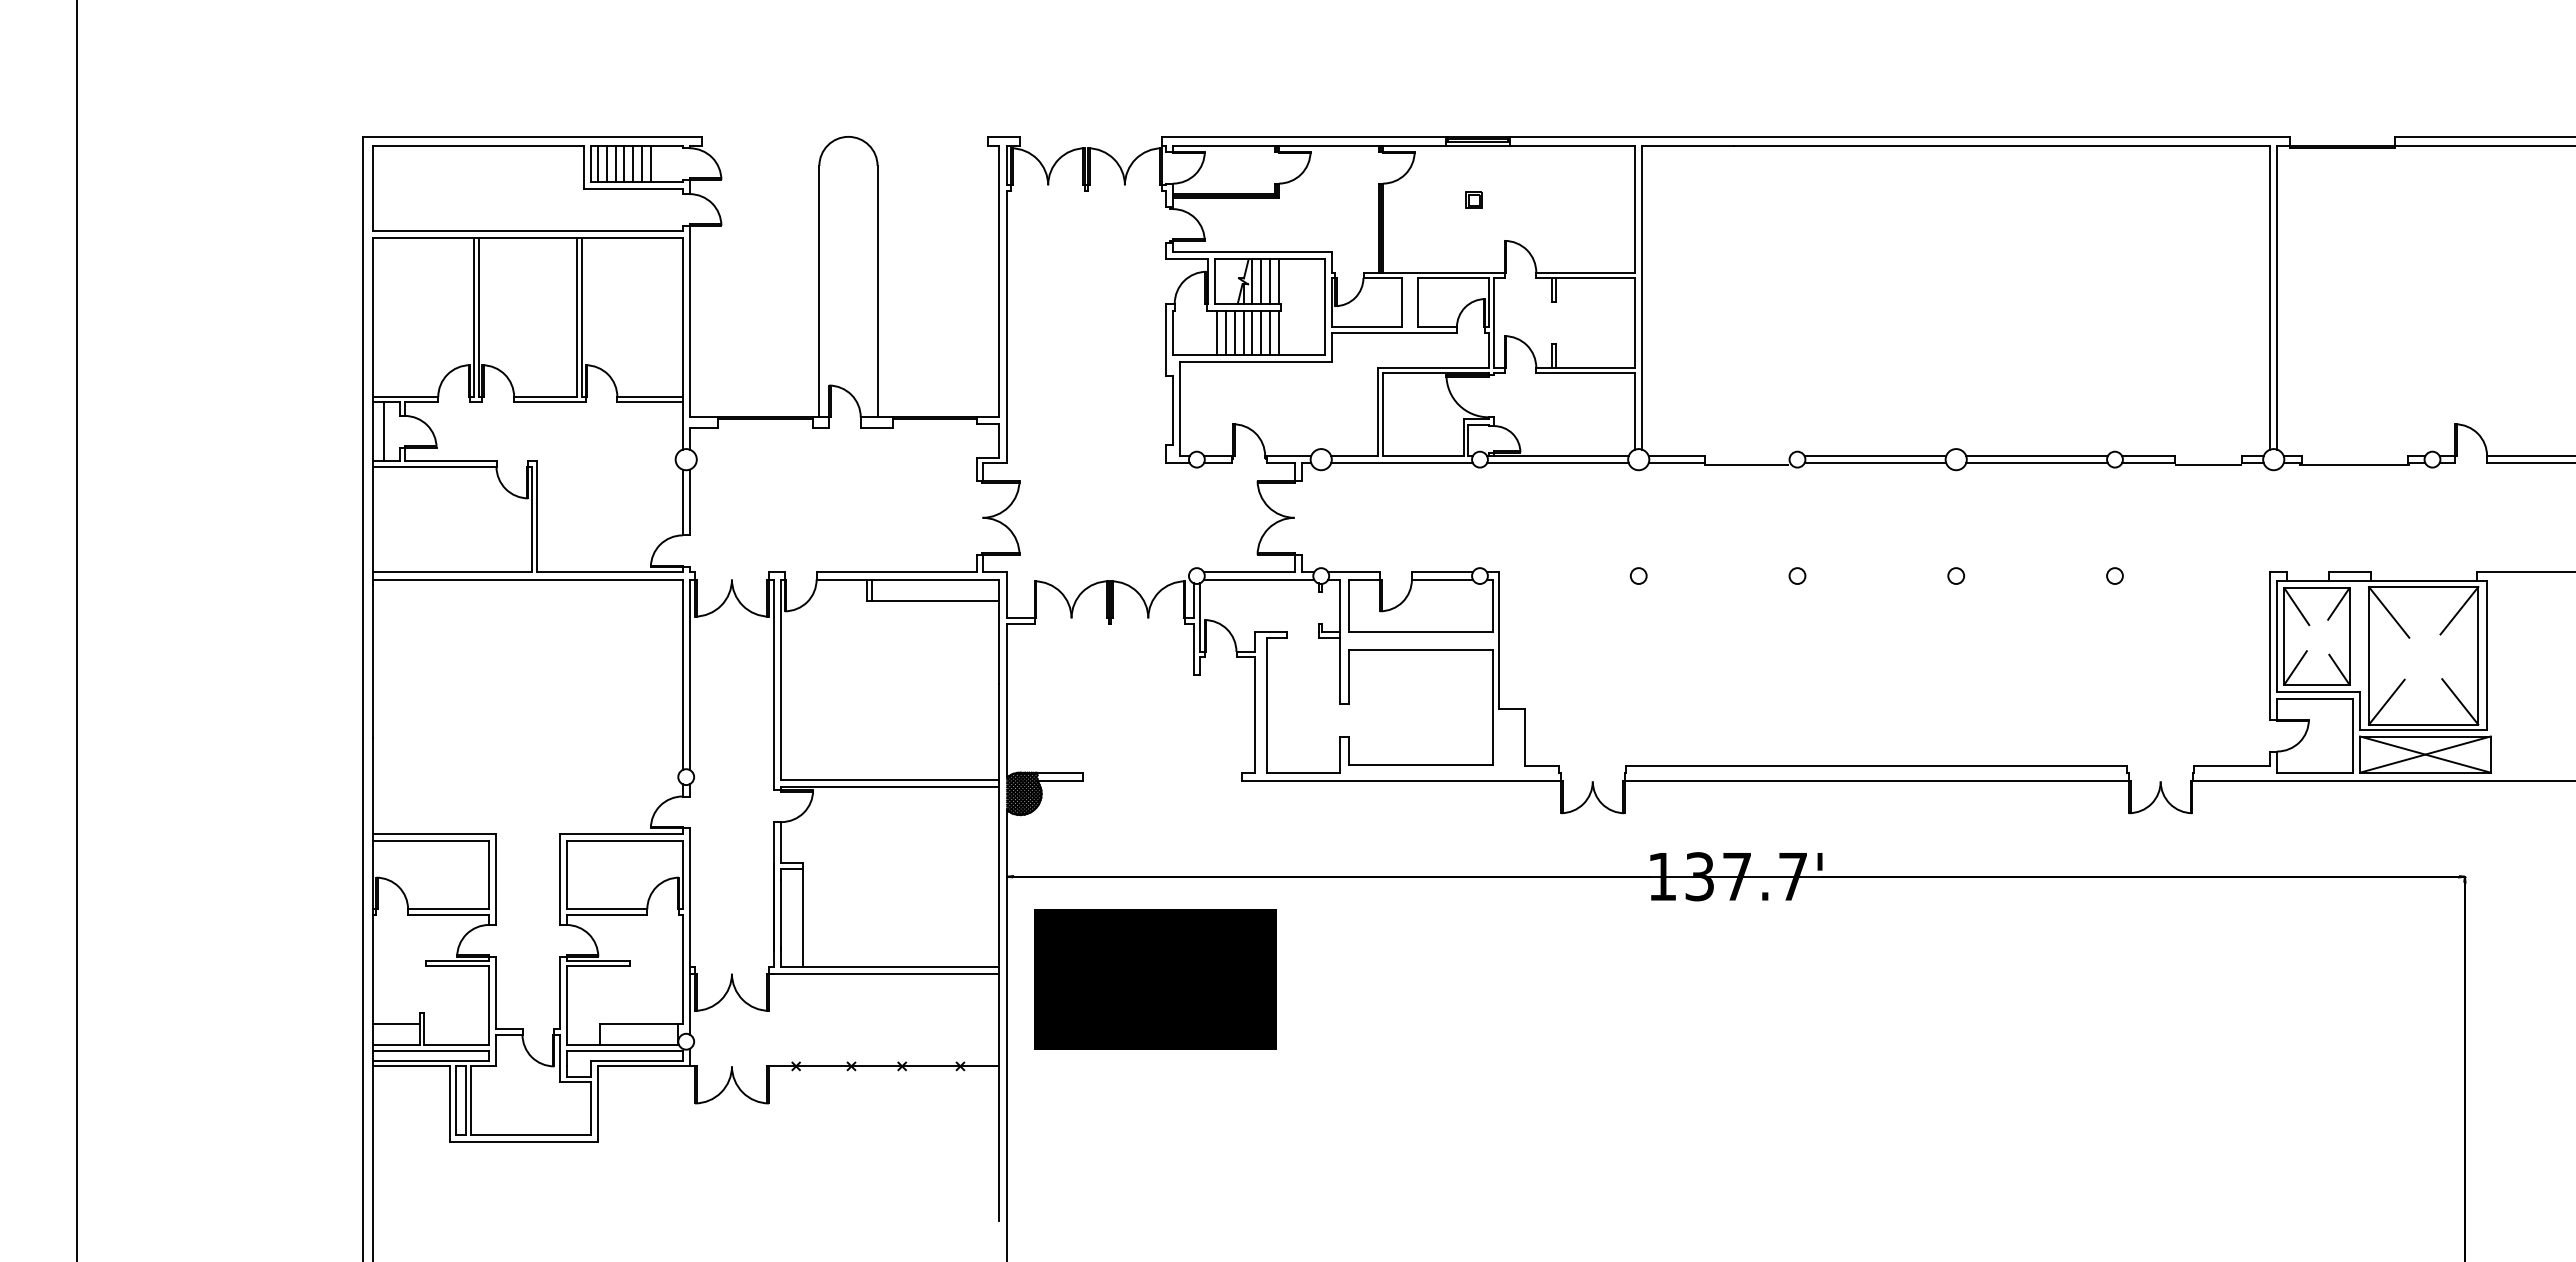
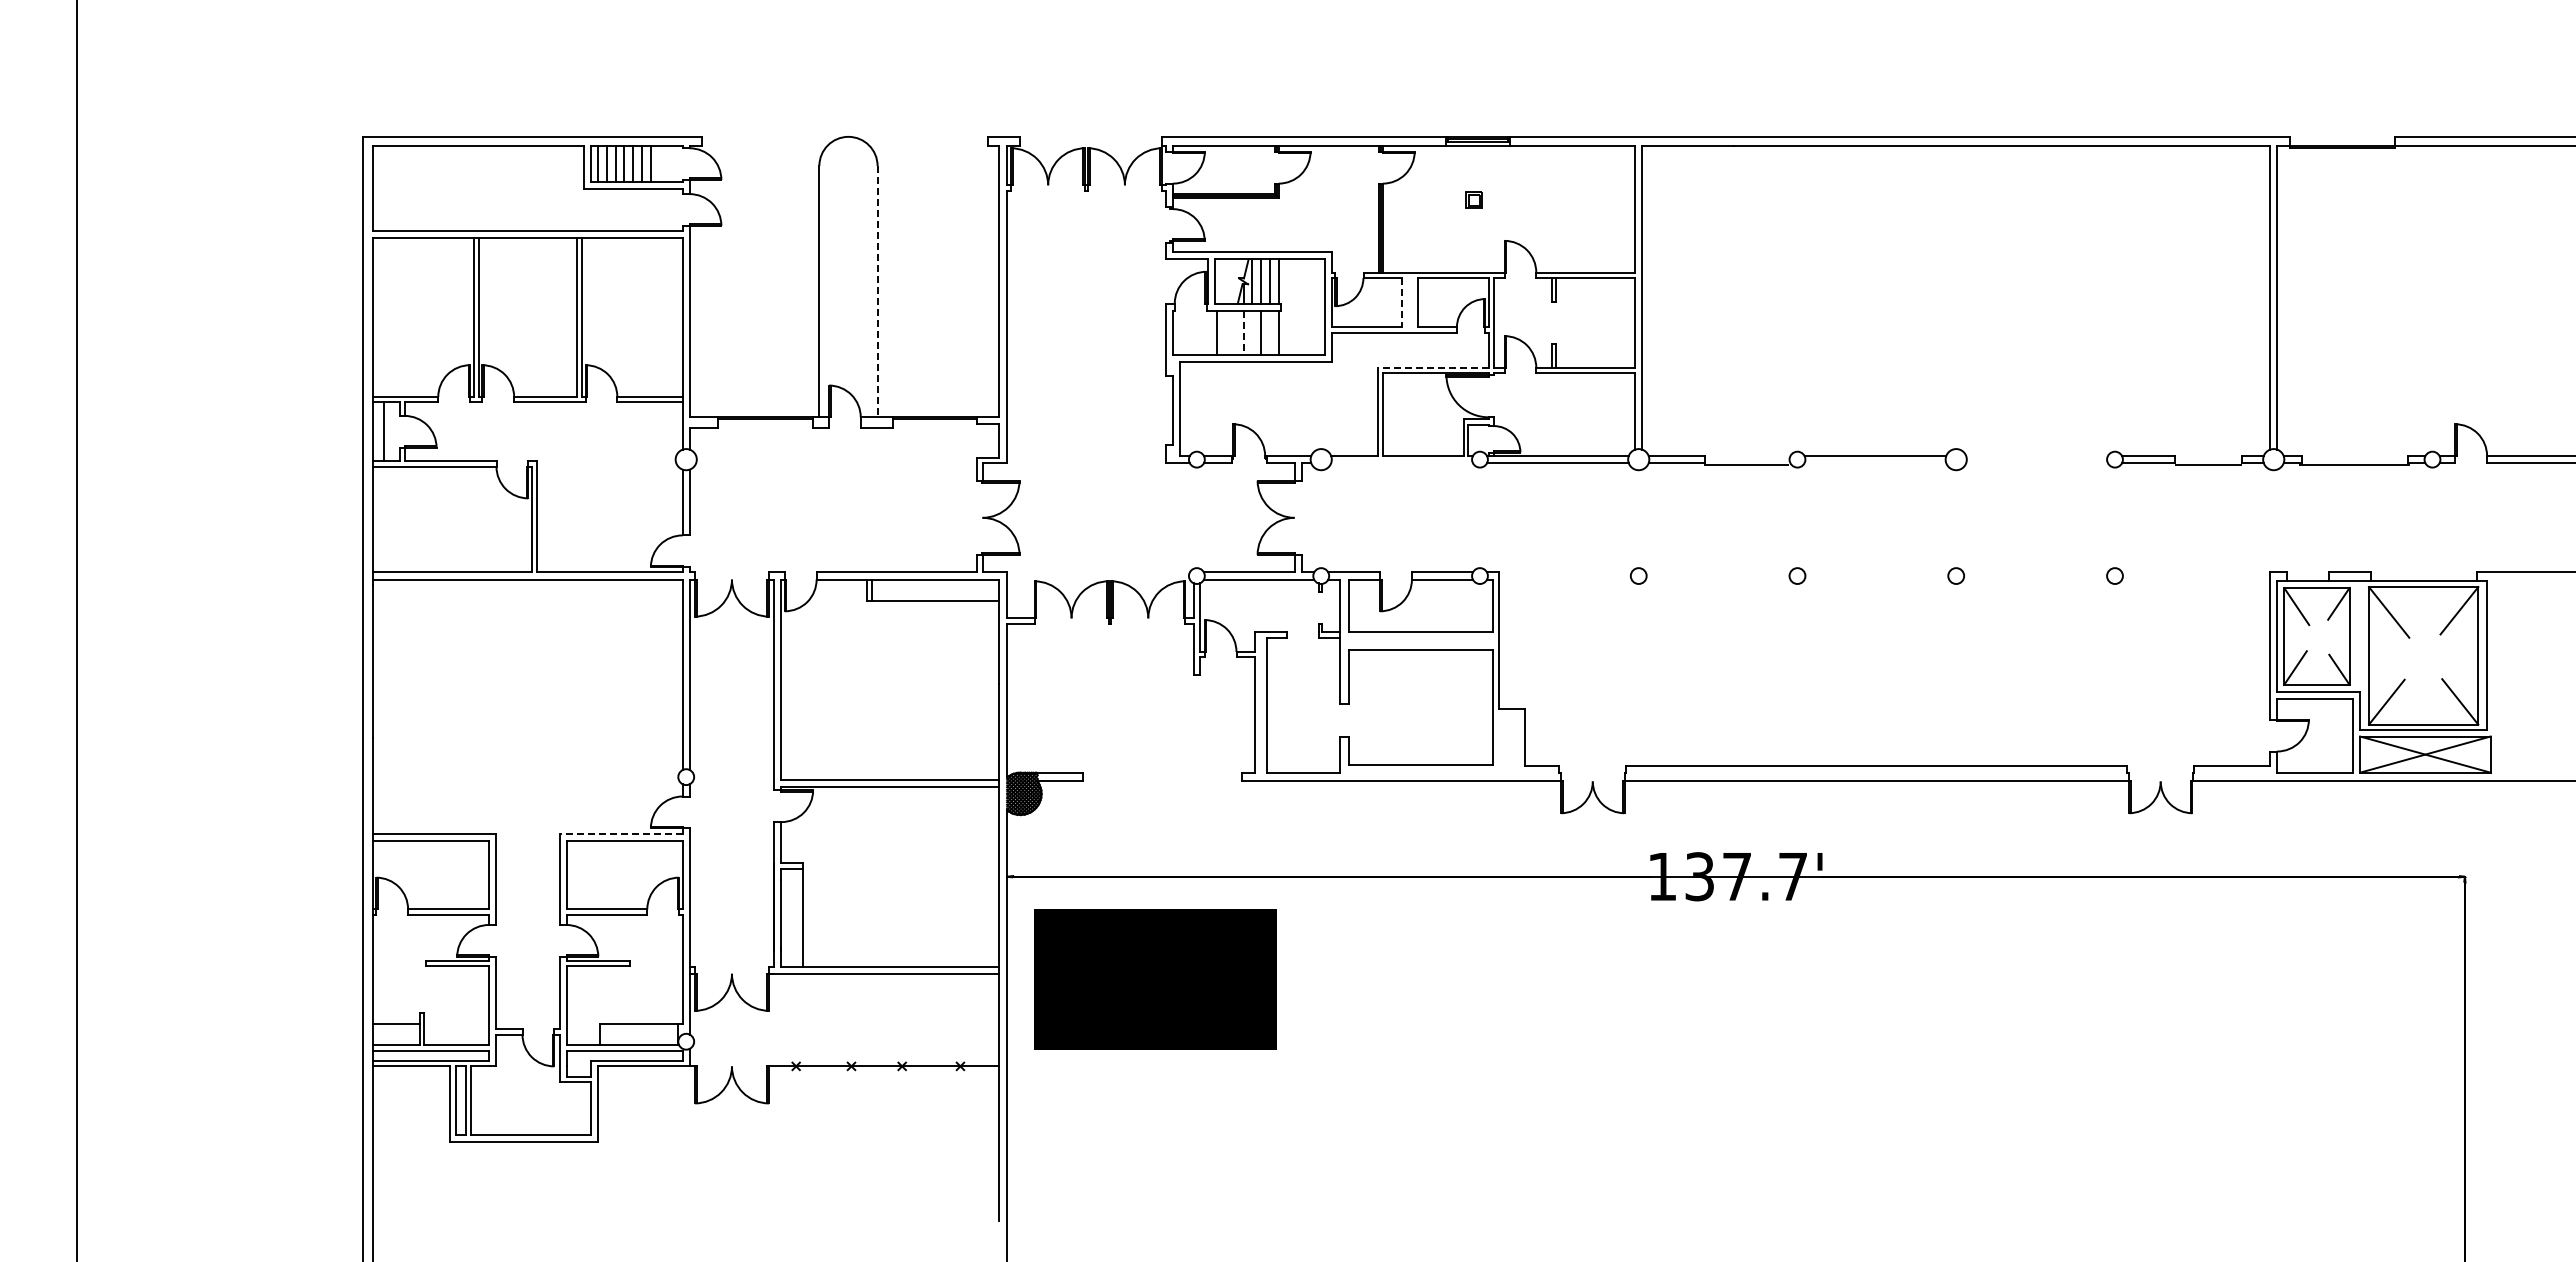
line: solid -> dashed (877, 291)
line: solid -> dashed (1402, 302)
line: present -> none (1225, 332)
line: present -> none (1234, 332)
line: present -> none (1252, 332)
line: present -> none (1270, 332)
line: solid -> dashed (1243, 333)
line: solid -> dashed (1433, 367)
line: present -> none (2036, 456)
line: present -> none (1401, 463)
line: present -> none (1875, 463)
line: present -> none (2036, 463)
line: solid -> dashed (621, 833)
